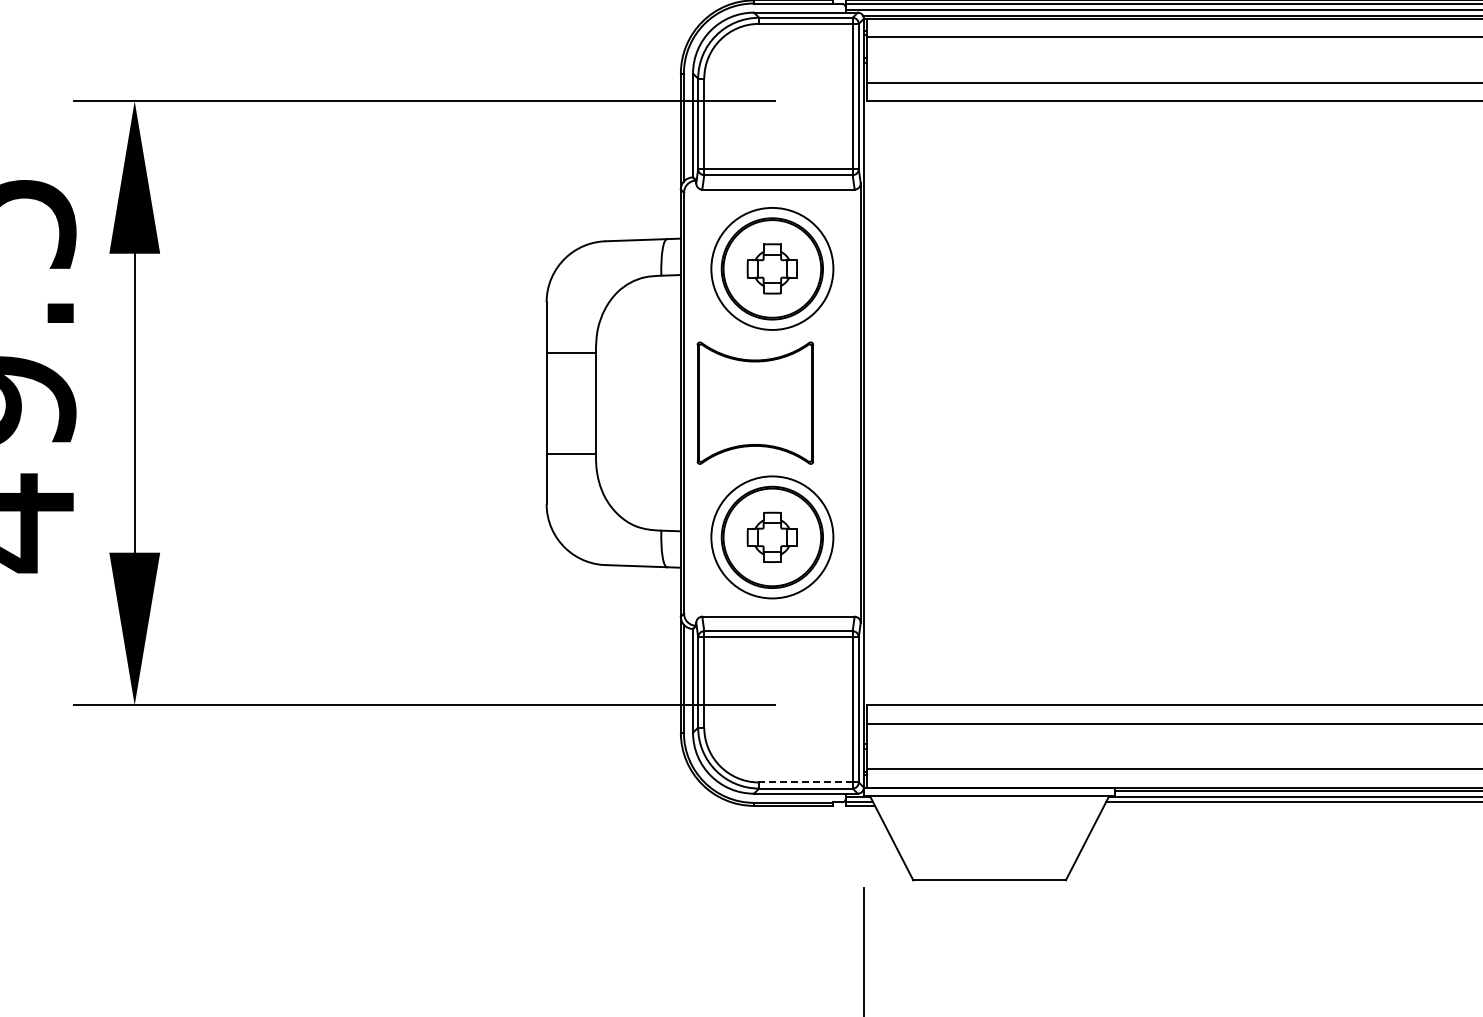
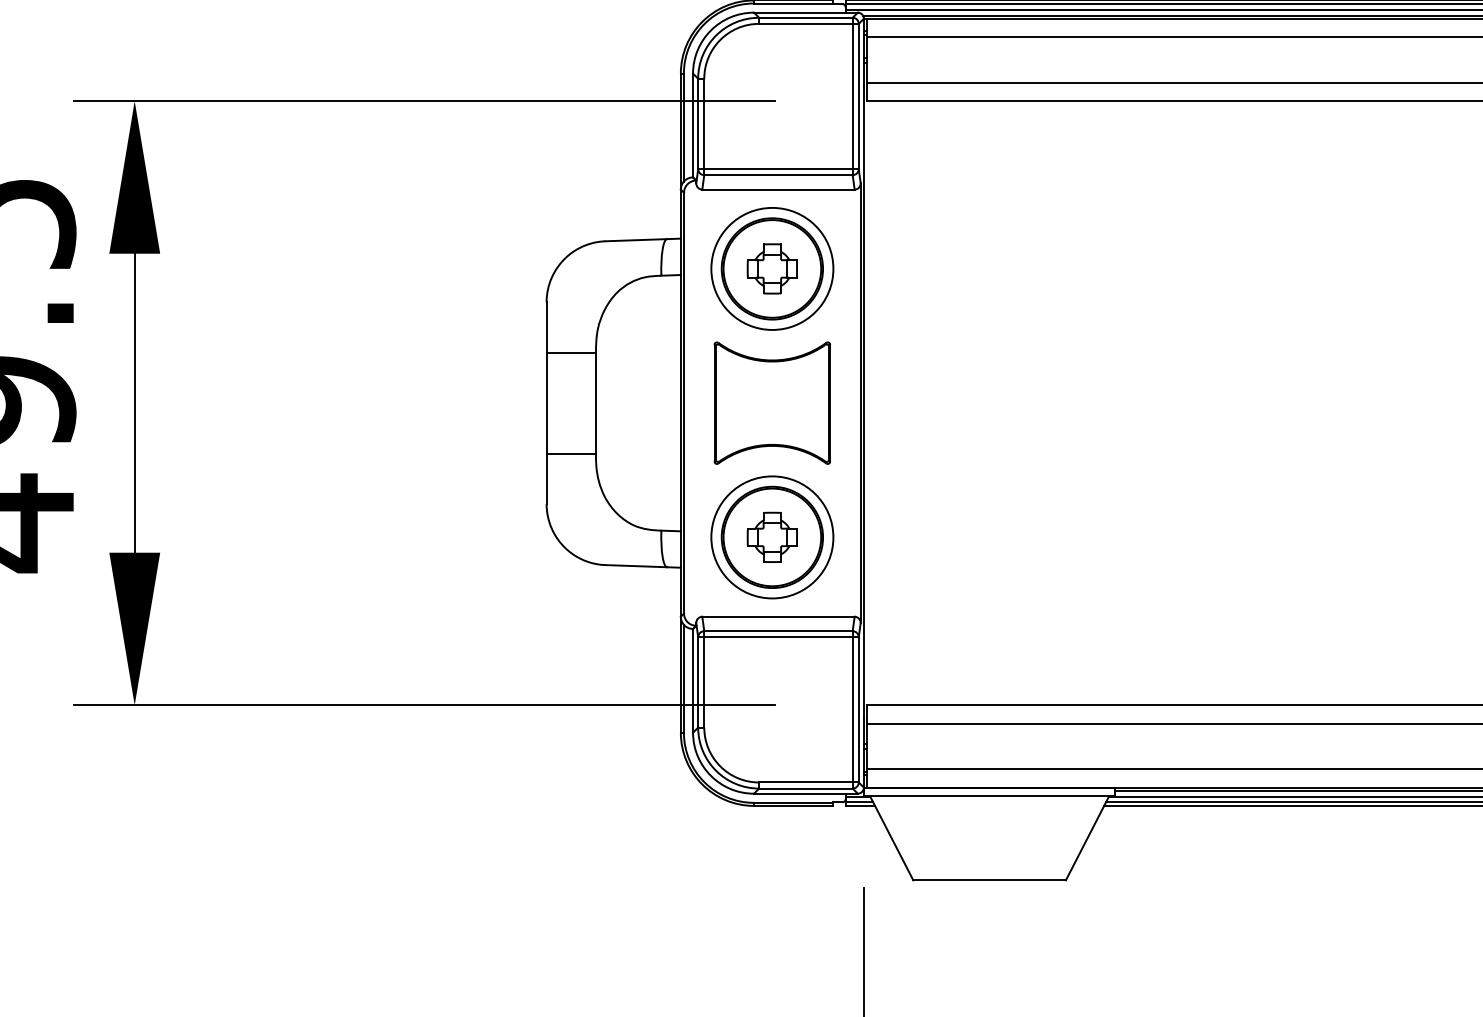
part position: (754, 402) -> (771, 402) (771, 402)
line: dashed -> solid (805, 782)
line: none -> present (1291, 805)
